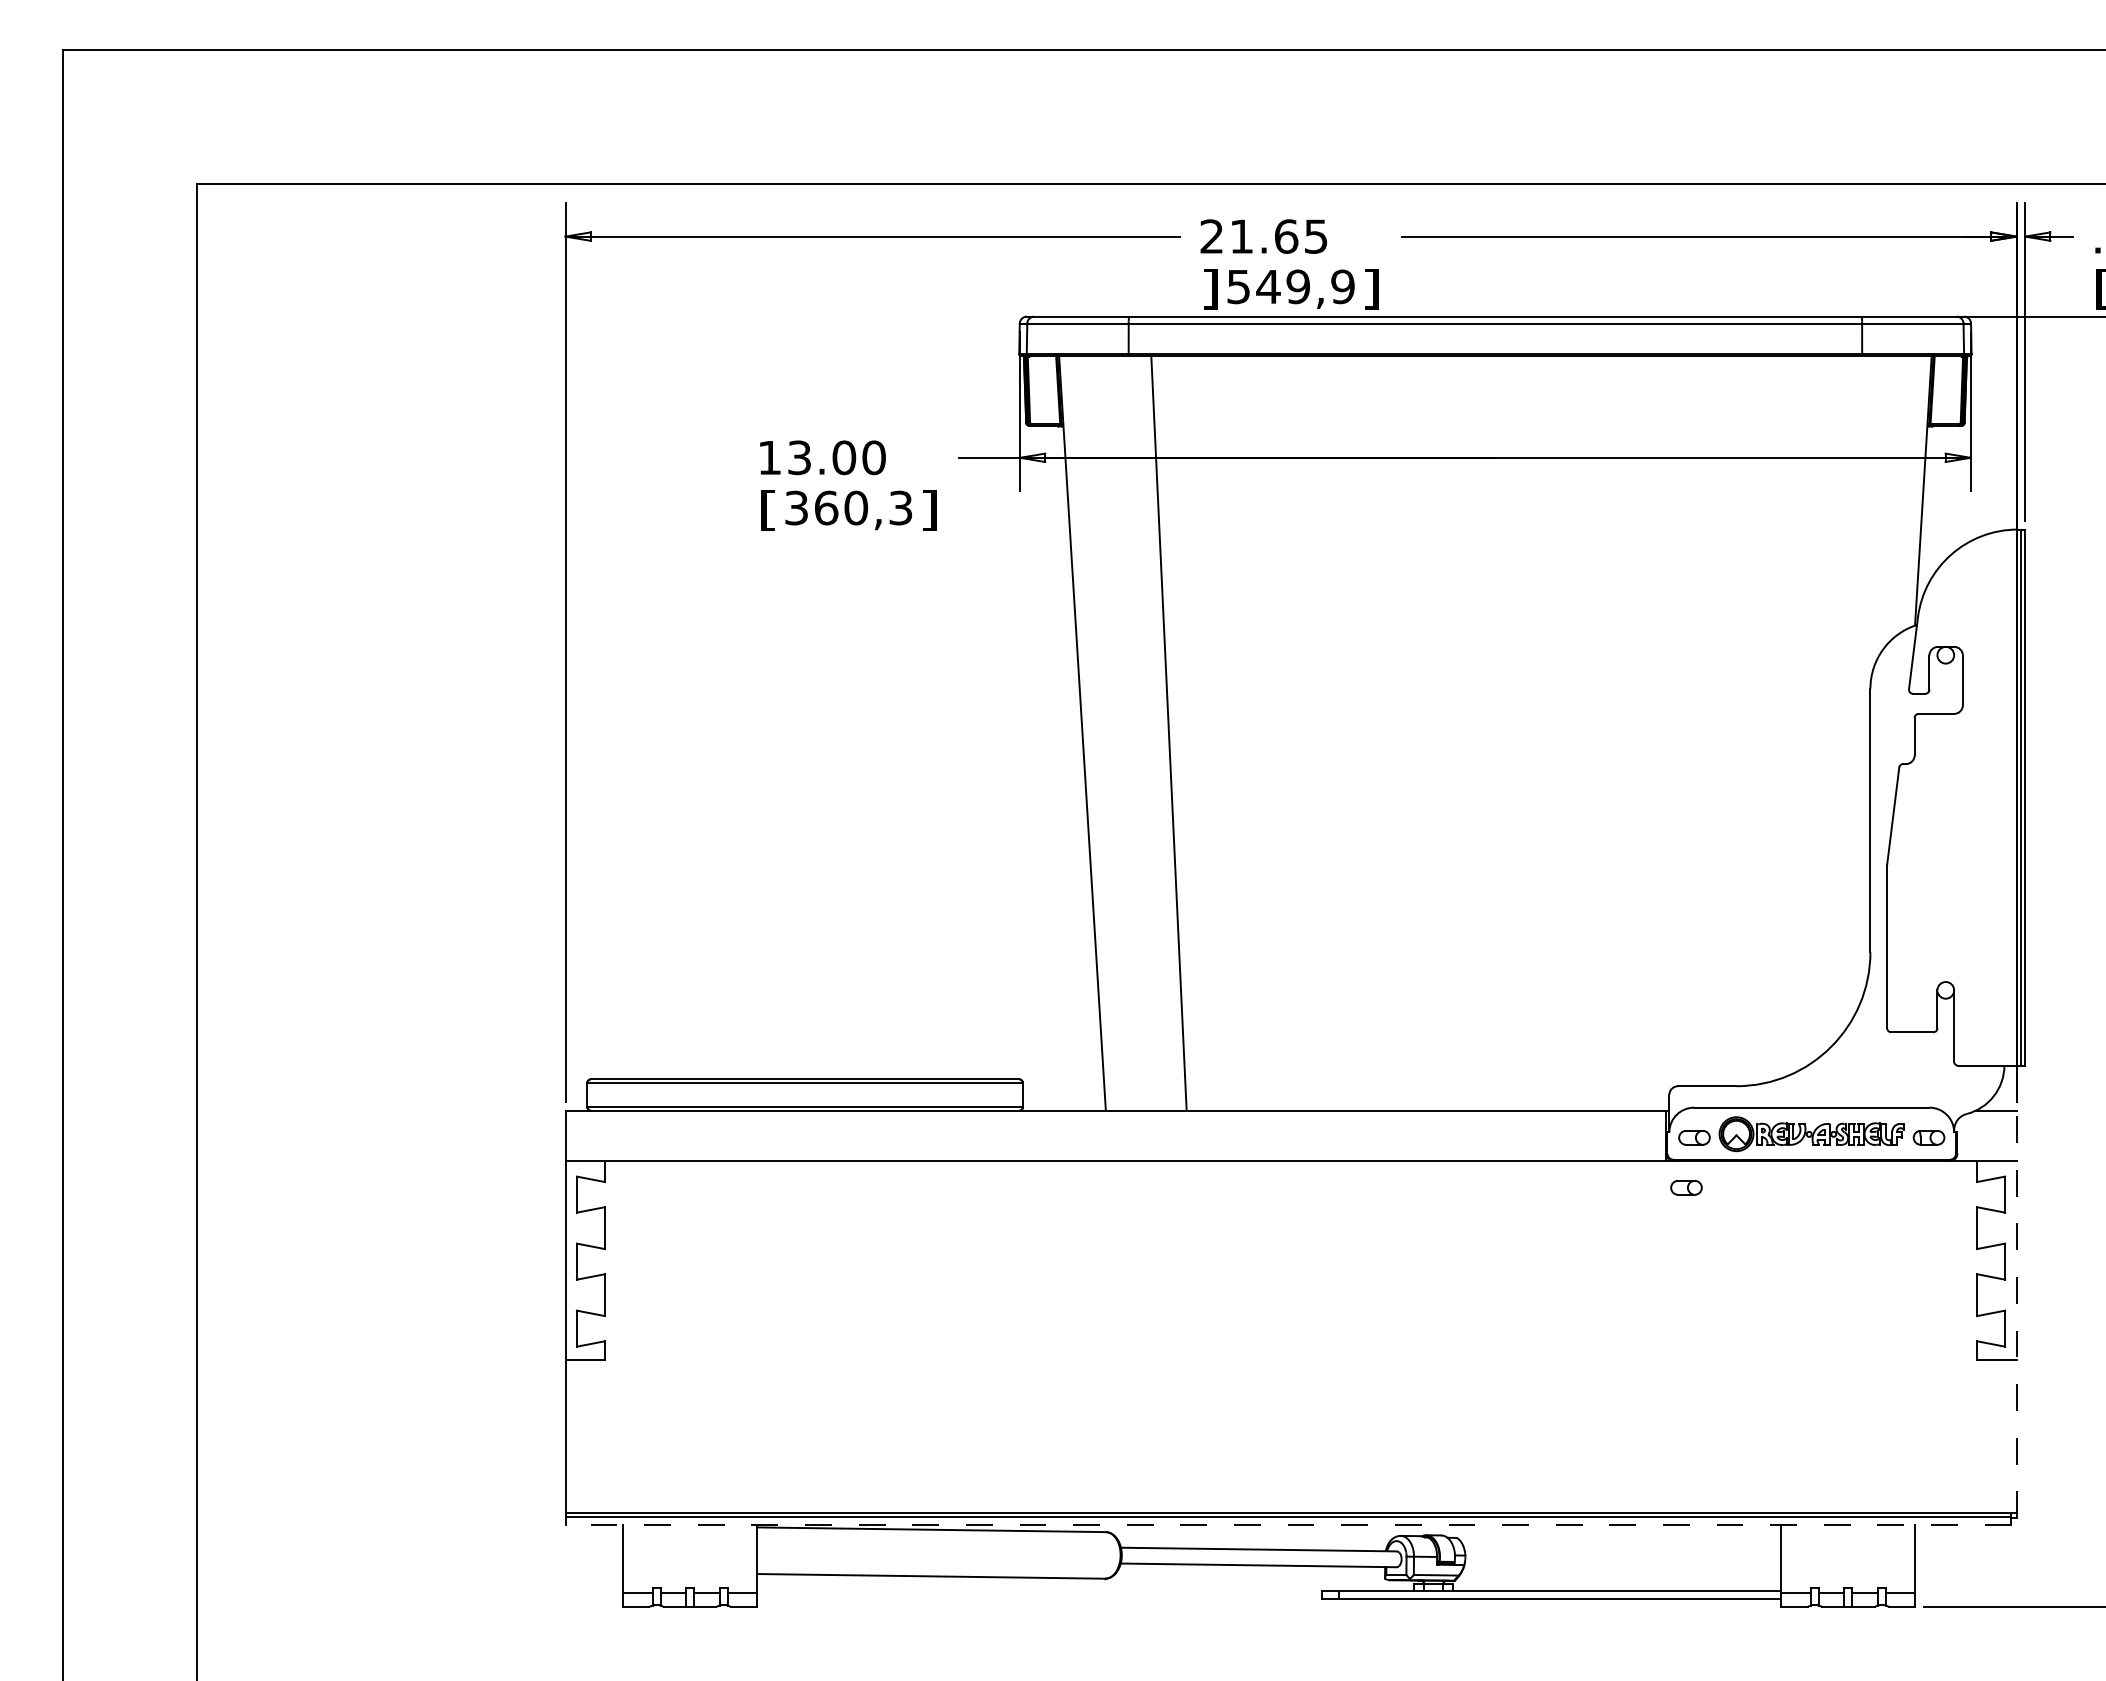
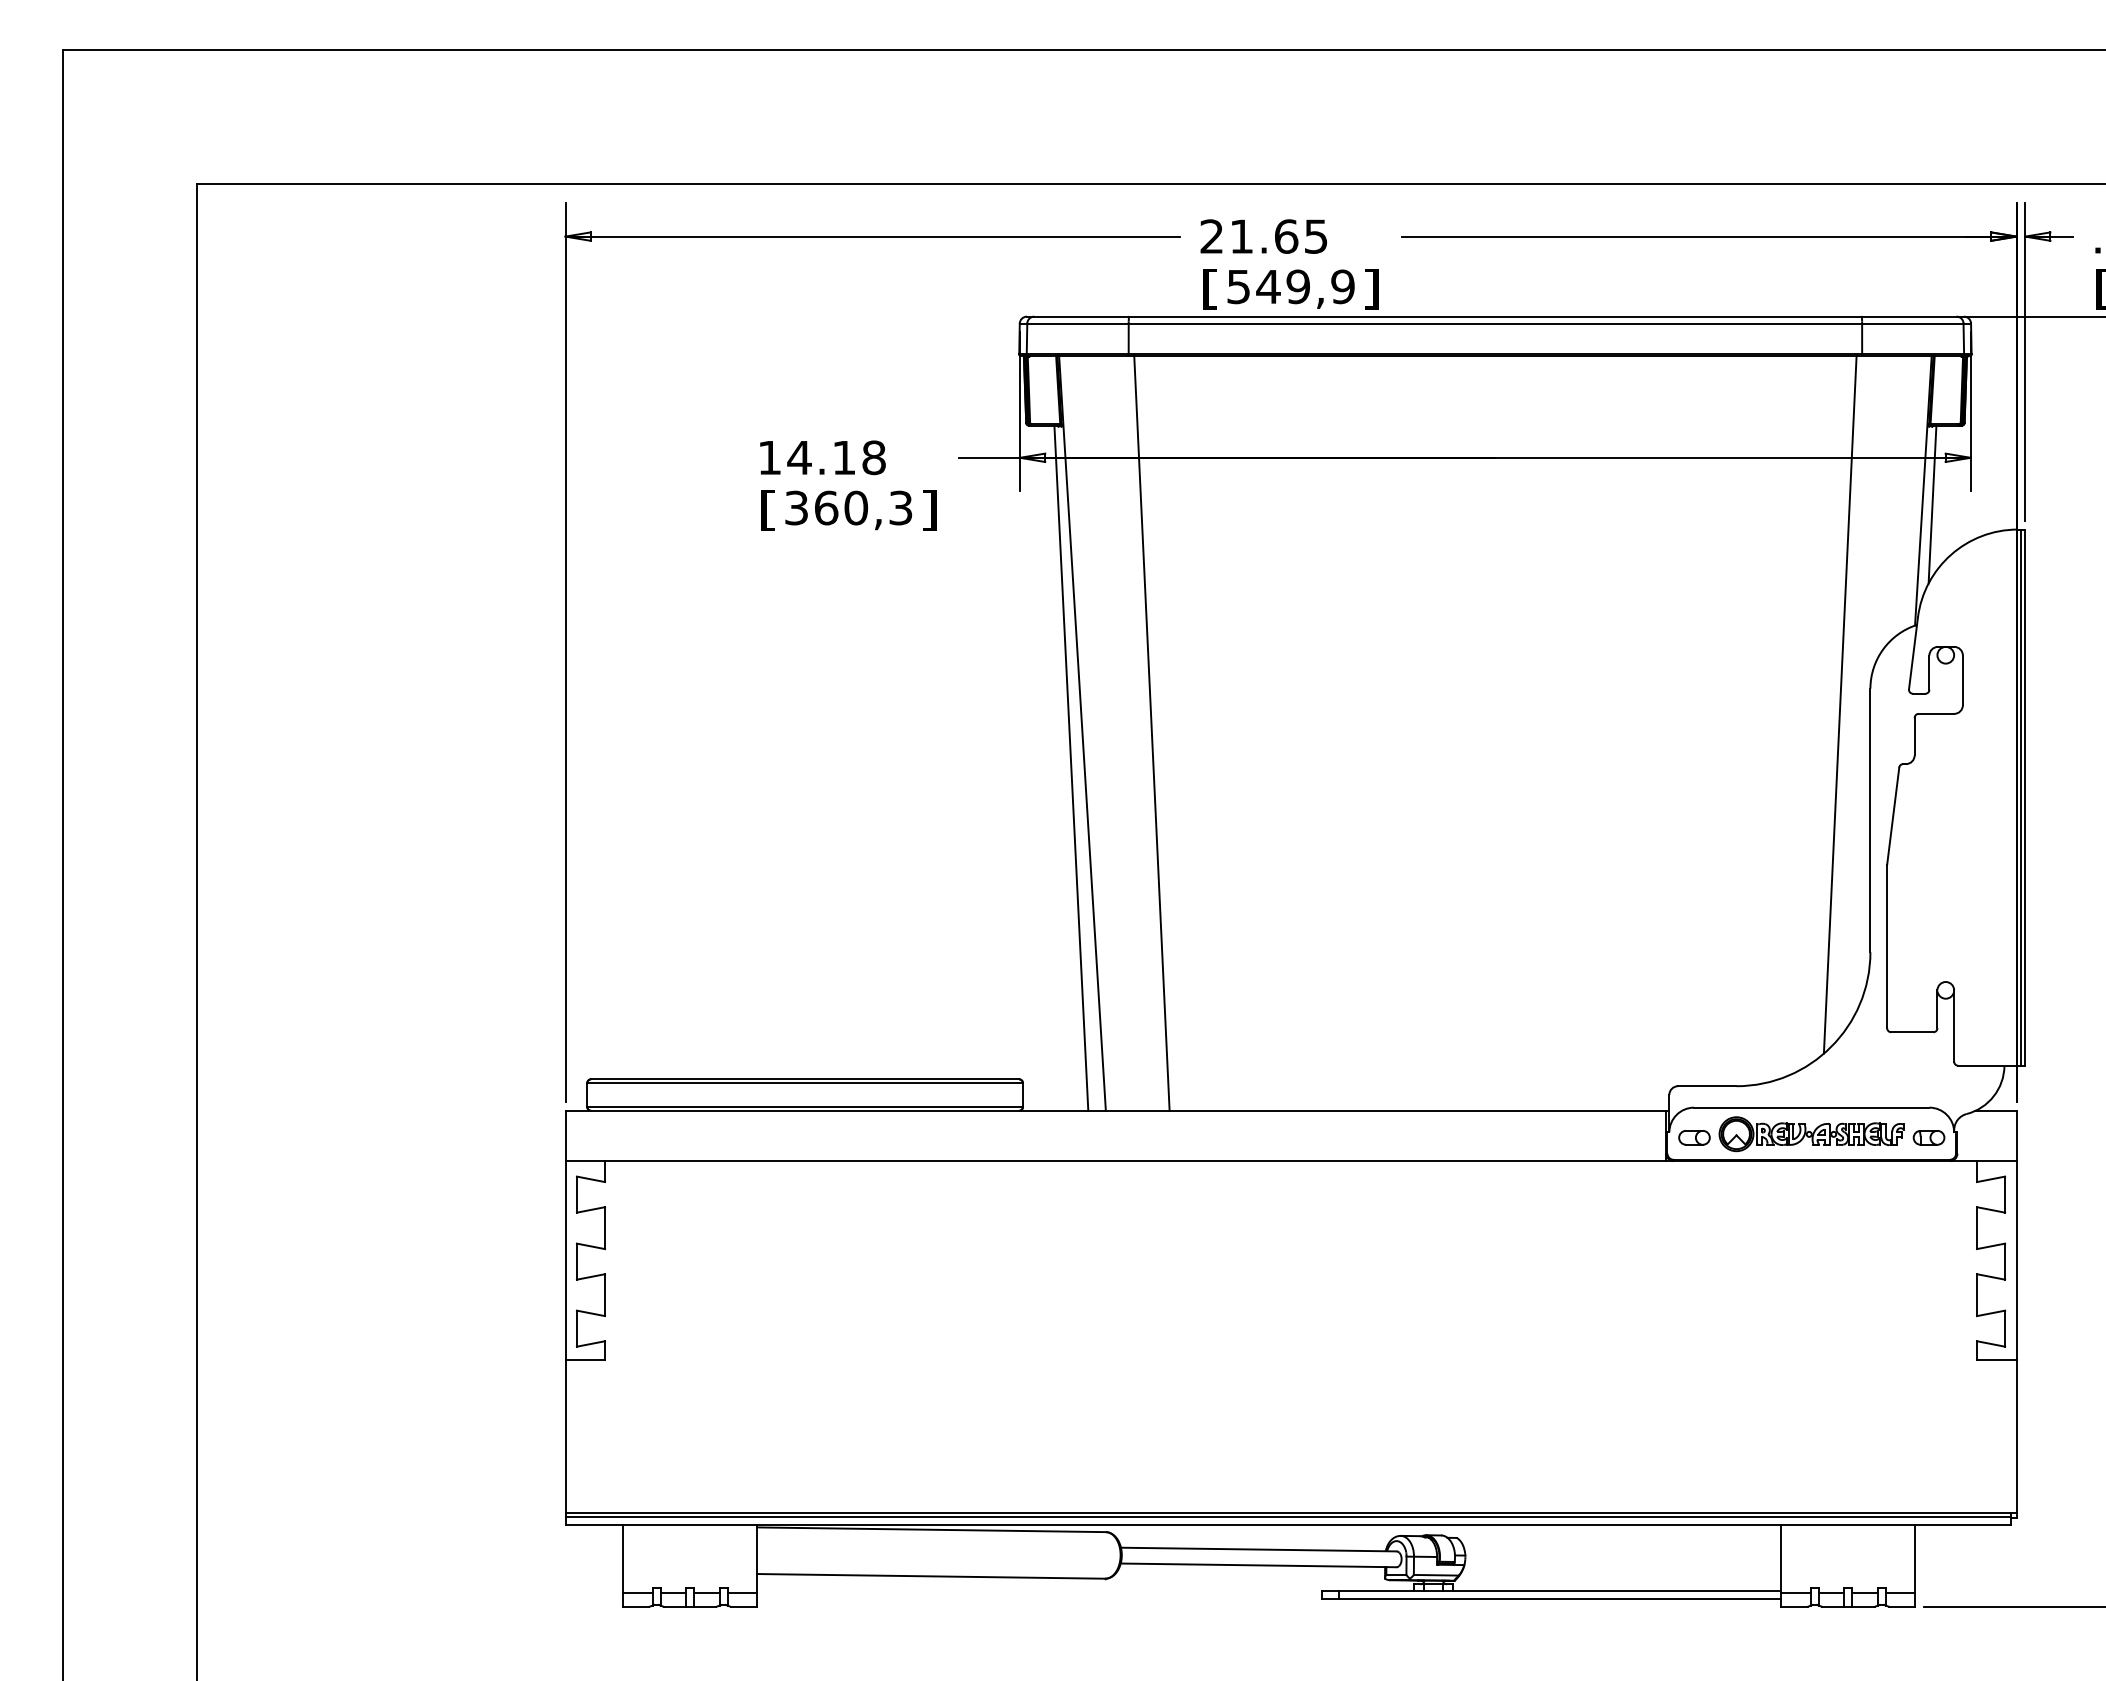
text: ] -> [ (1210, 289)
text: 13.00 -> 14.18 (836, 457)
line: none -> present (1932, 504)
line: none -> present (1839, 704)
line position: (1168, 731) -> (1151, 732) (1151, 732)
line: none -> present (1071, 767)
part: present -> none (1686, 1187)
line: dashed -> solid (2016, 1314)
line: dashed -> solid (1288, 1525)
